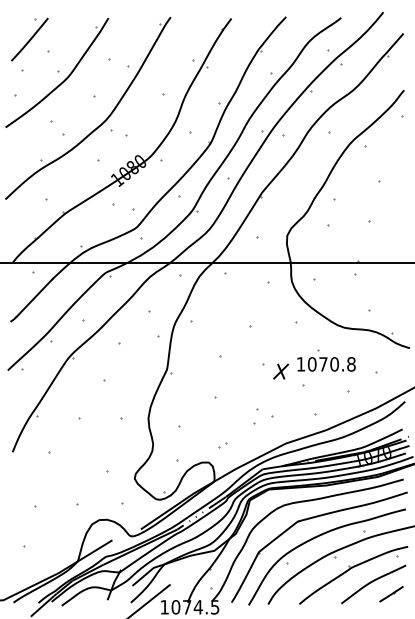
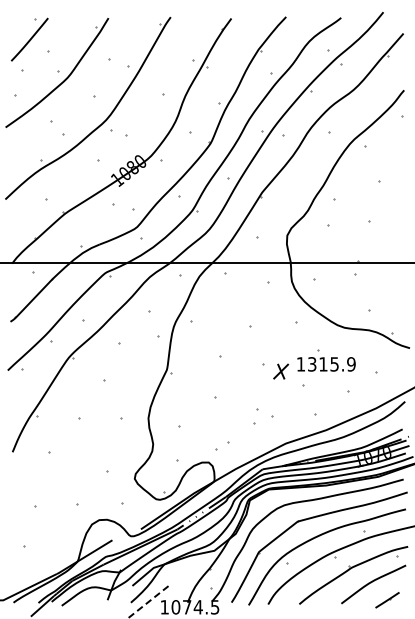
text: 1070.8 -> 1315.9 (331, 364)
part size: 10x7 px -> 15x10 px (222, 445)
line position: (391, 594) -> (387, 600) (387, 600)
line: solid -> dashed (149, 601)
